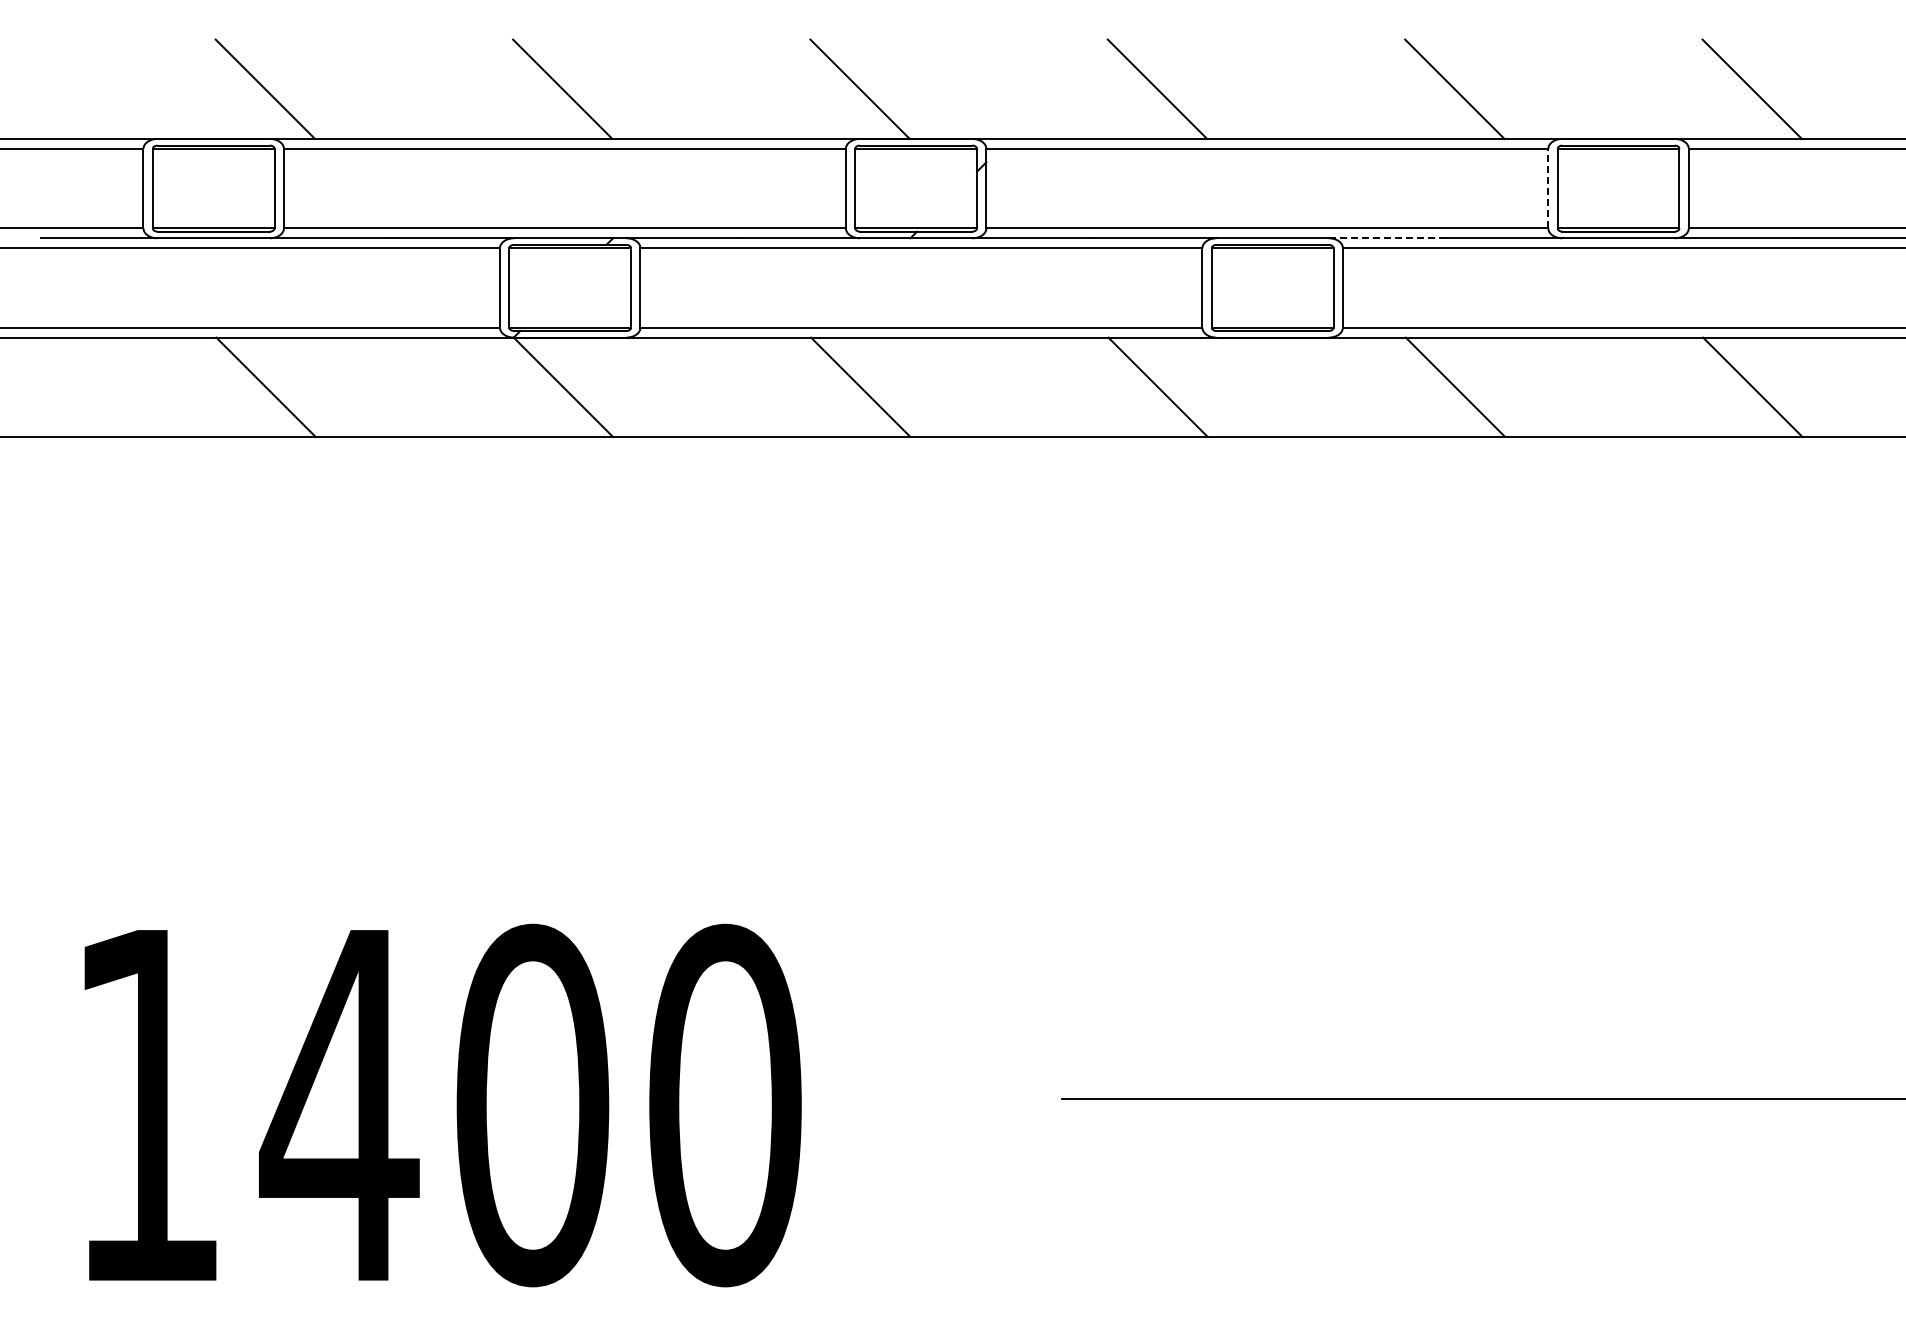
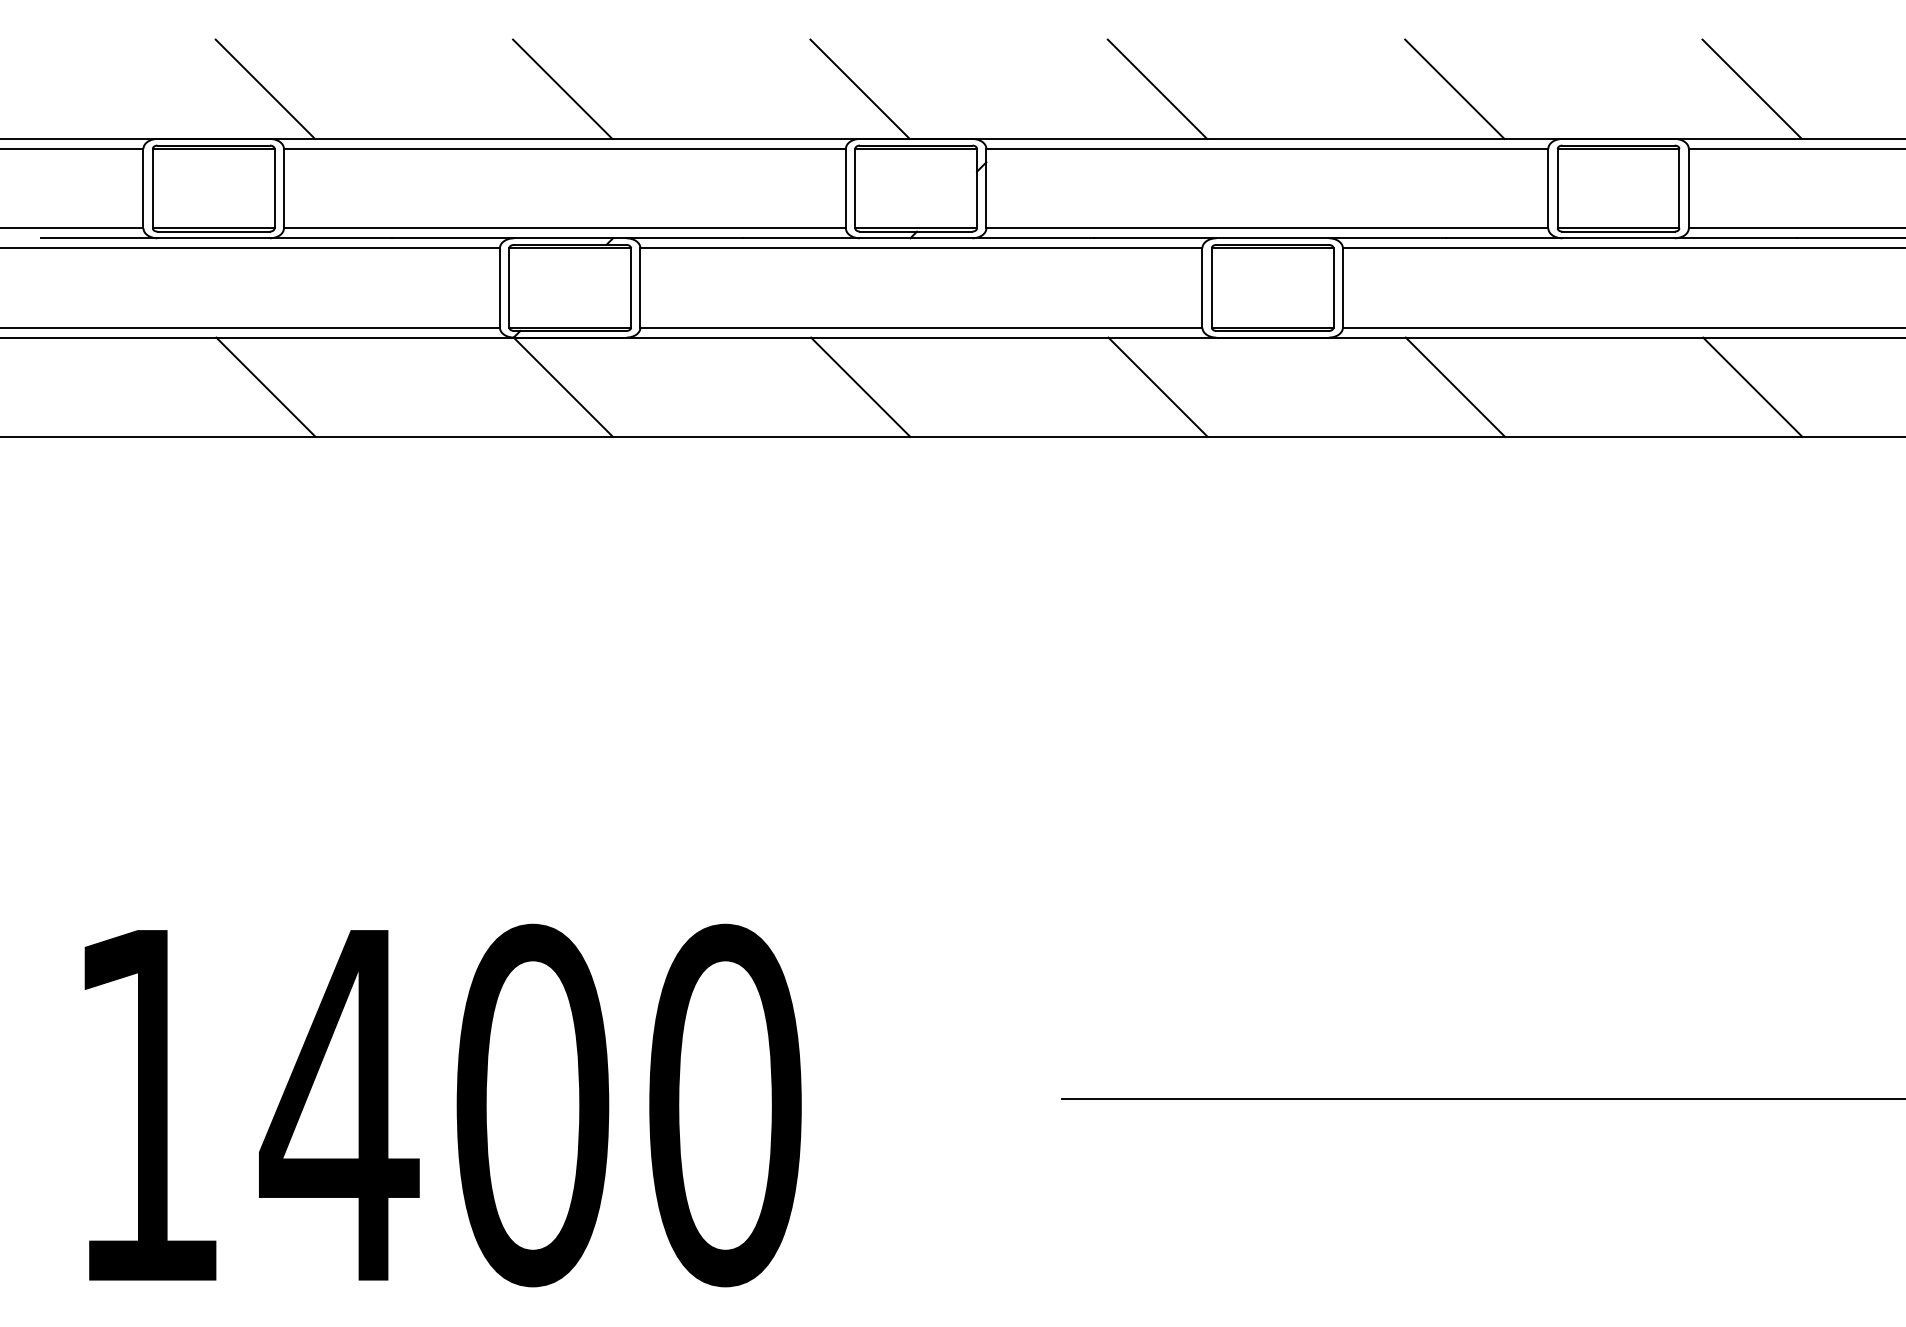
line: dashed -> solid (1548, 188)
line: dashed -> solid (1386, 238)
